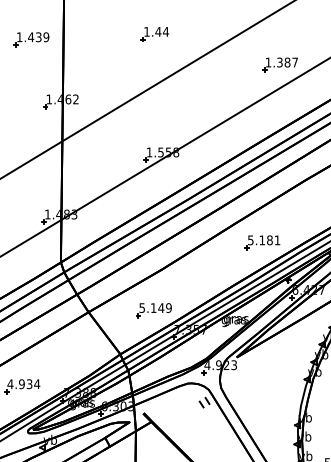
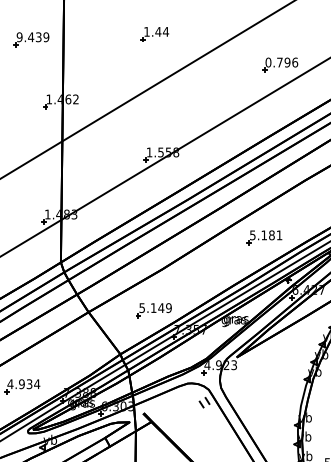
text: 1.439 -> 9.439 (19, 37)
text: 1.387 -> 0.796 (281, 62)
part position: (262, 242) -> (264, 237) (264, 237)
